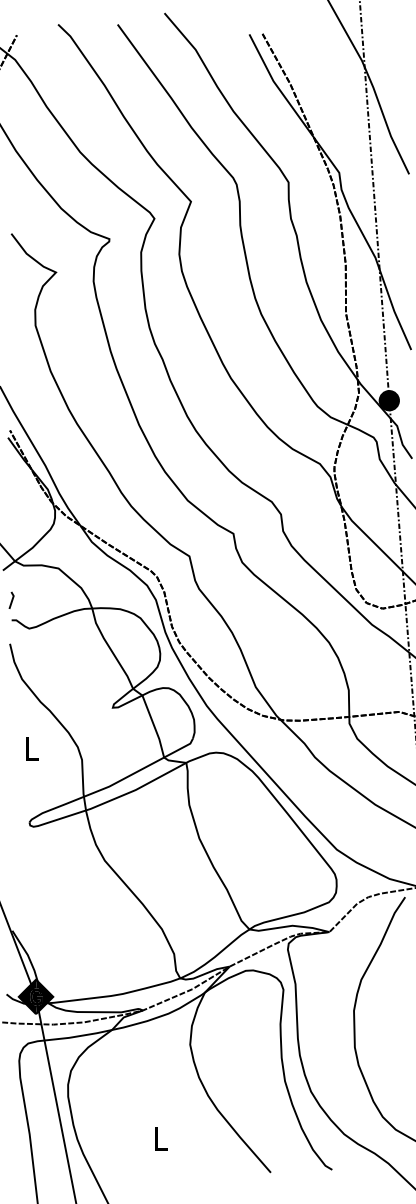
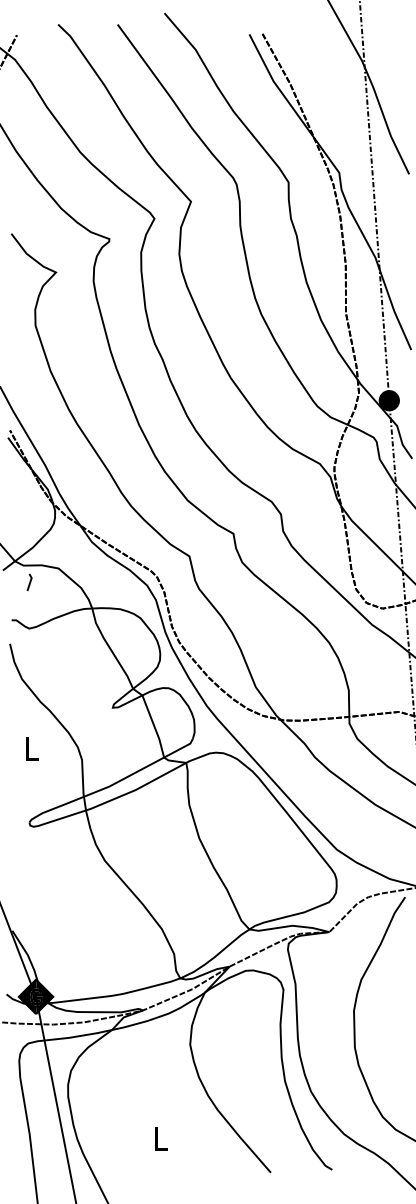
line position: (11, 599) -> (29, 581) (29, 581)
